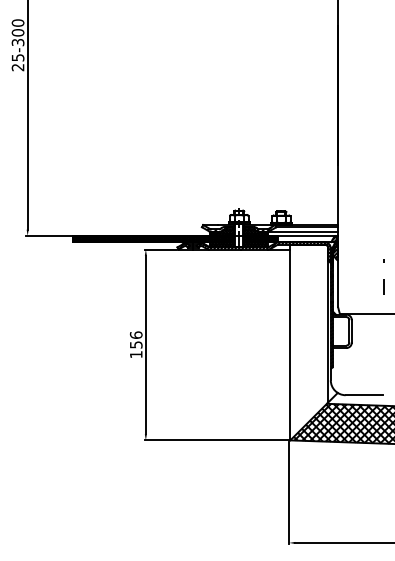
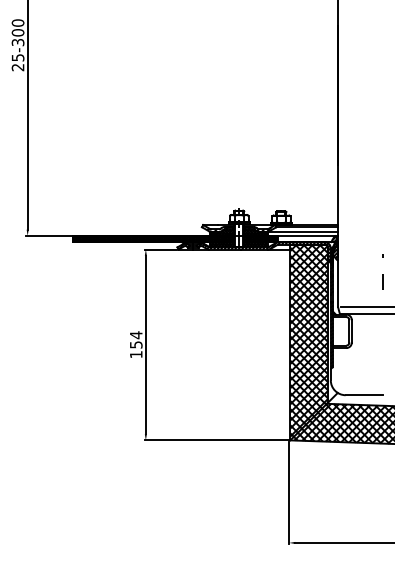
line position: (383, 279) -> (382, 274) (382, 274)
line: none -> present (366, 307)
text: 156 -> 154 (135, 335)
hatch: none -> present (309, 340)
